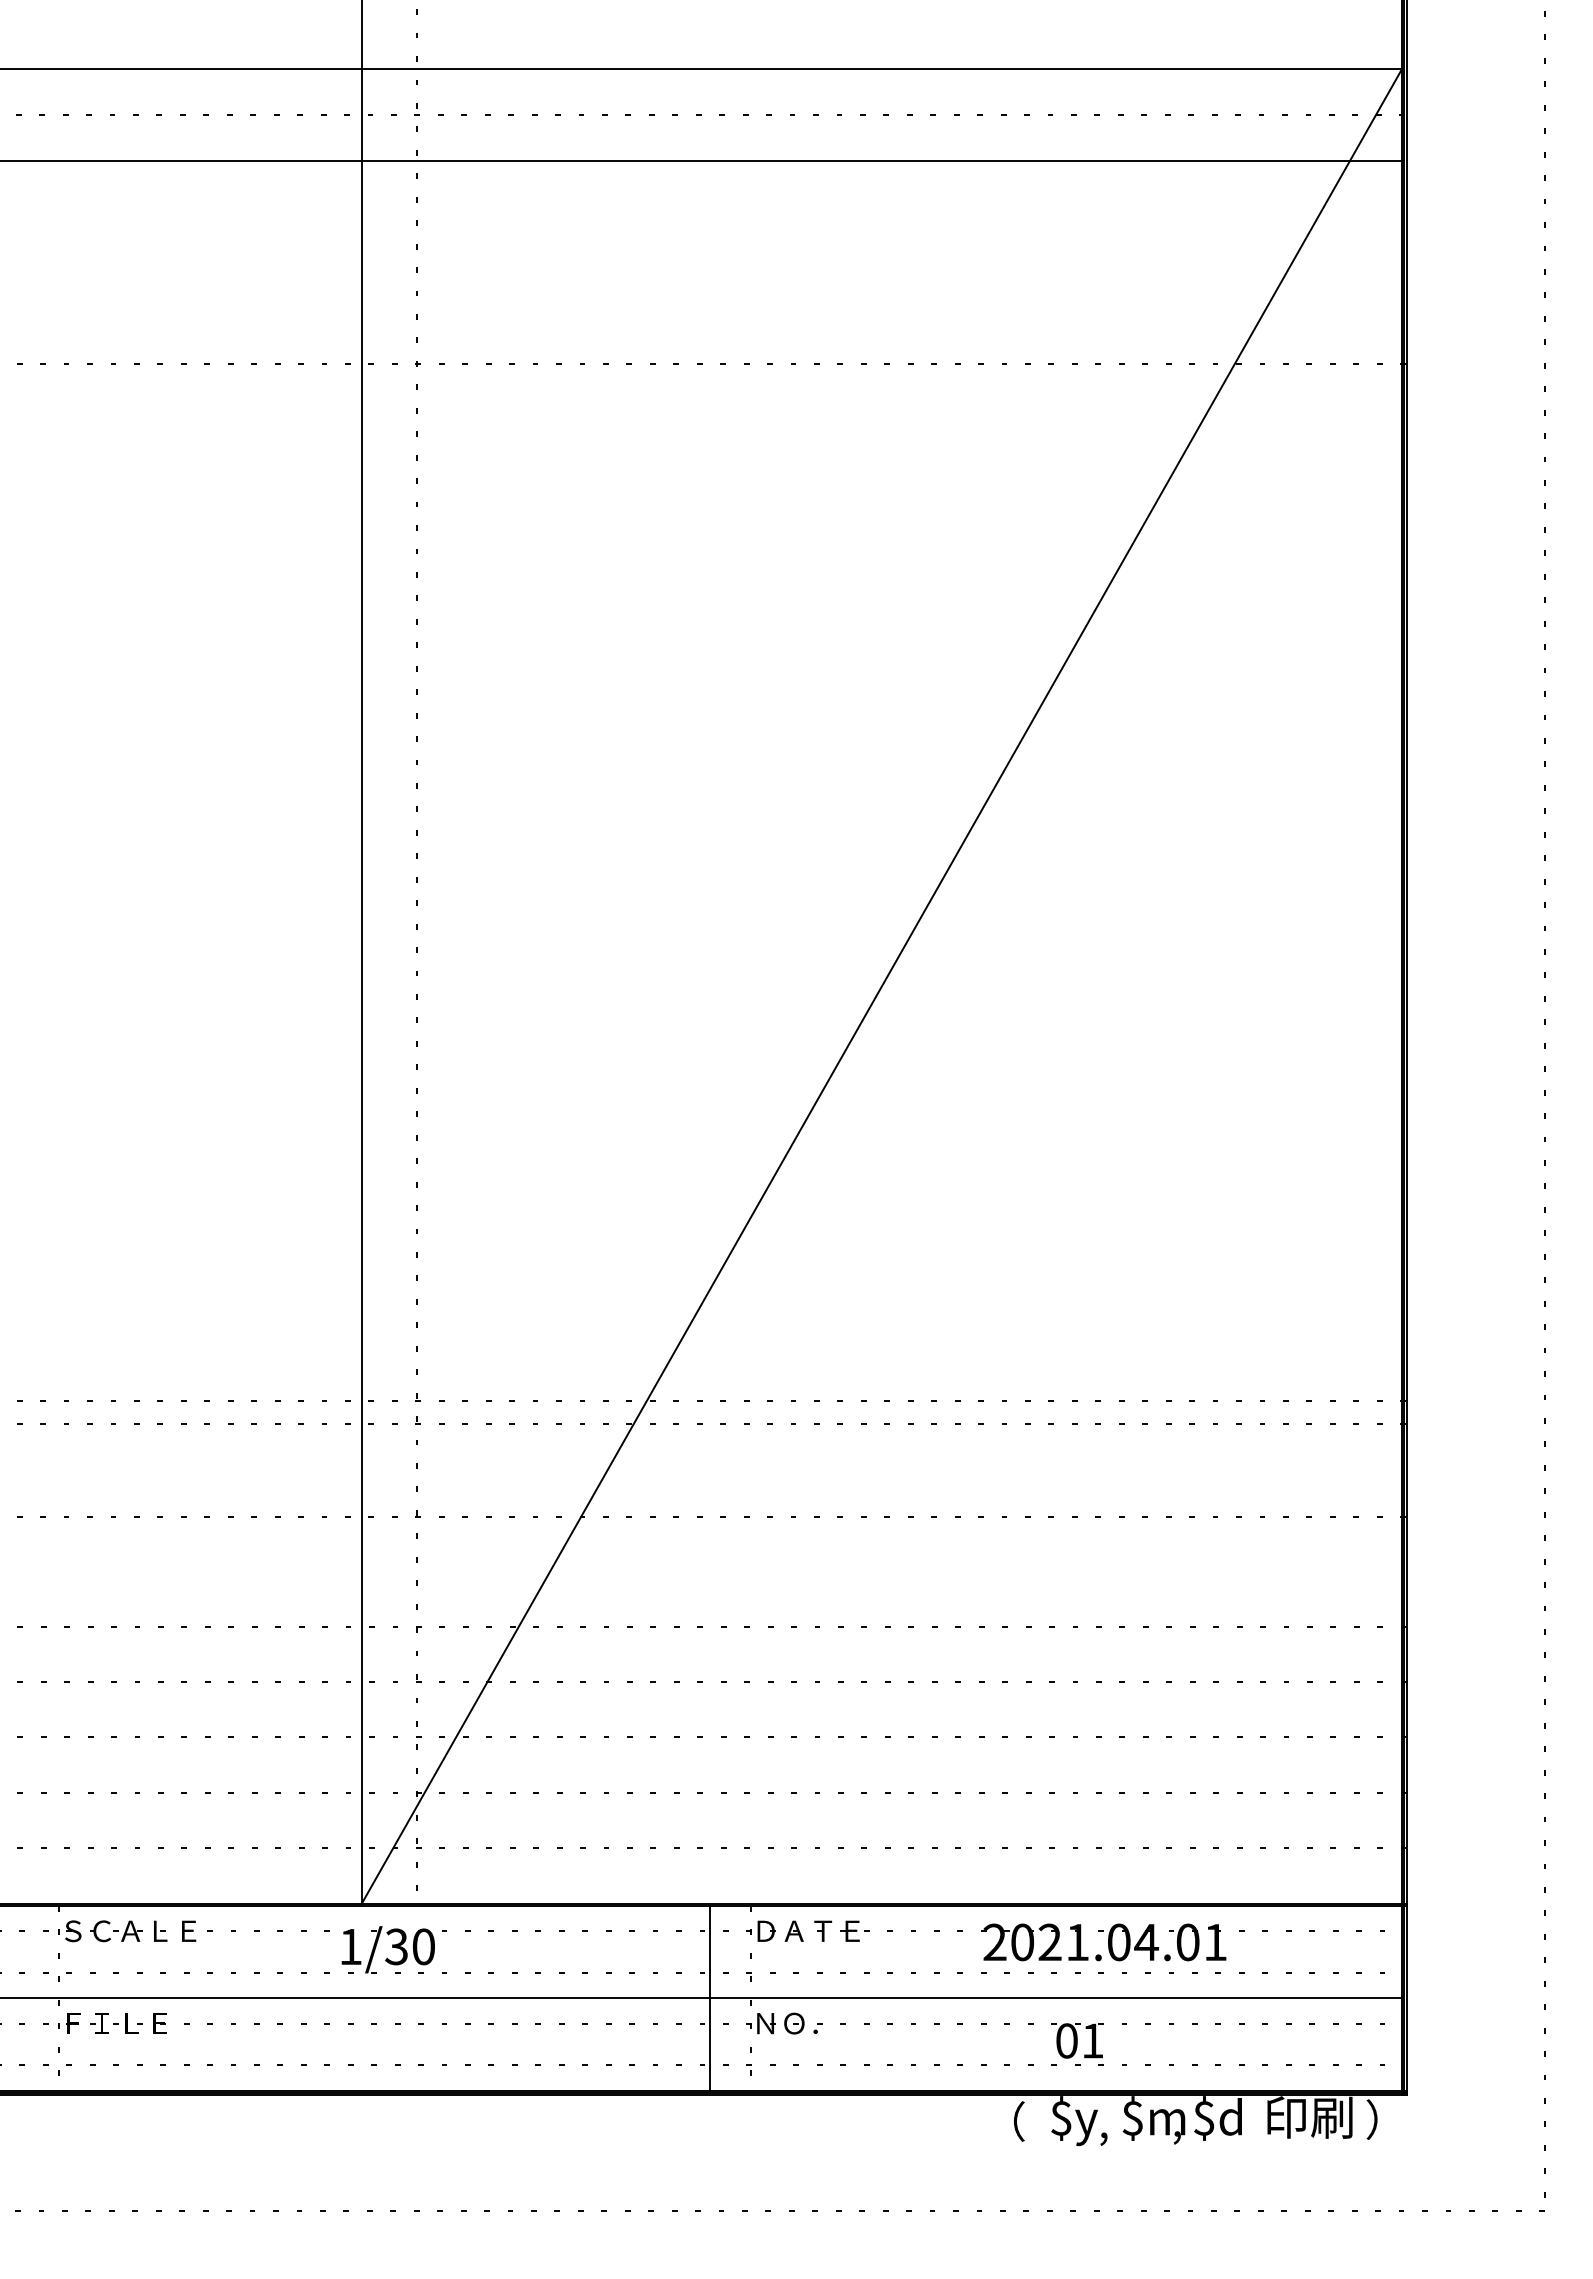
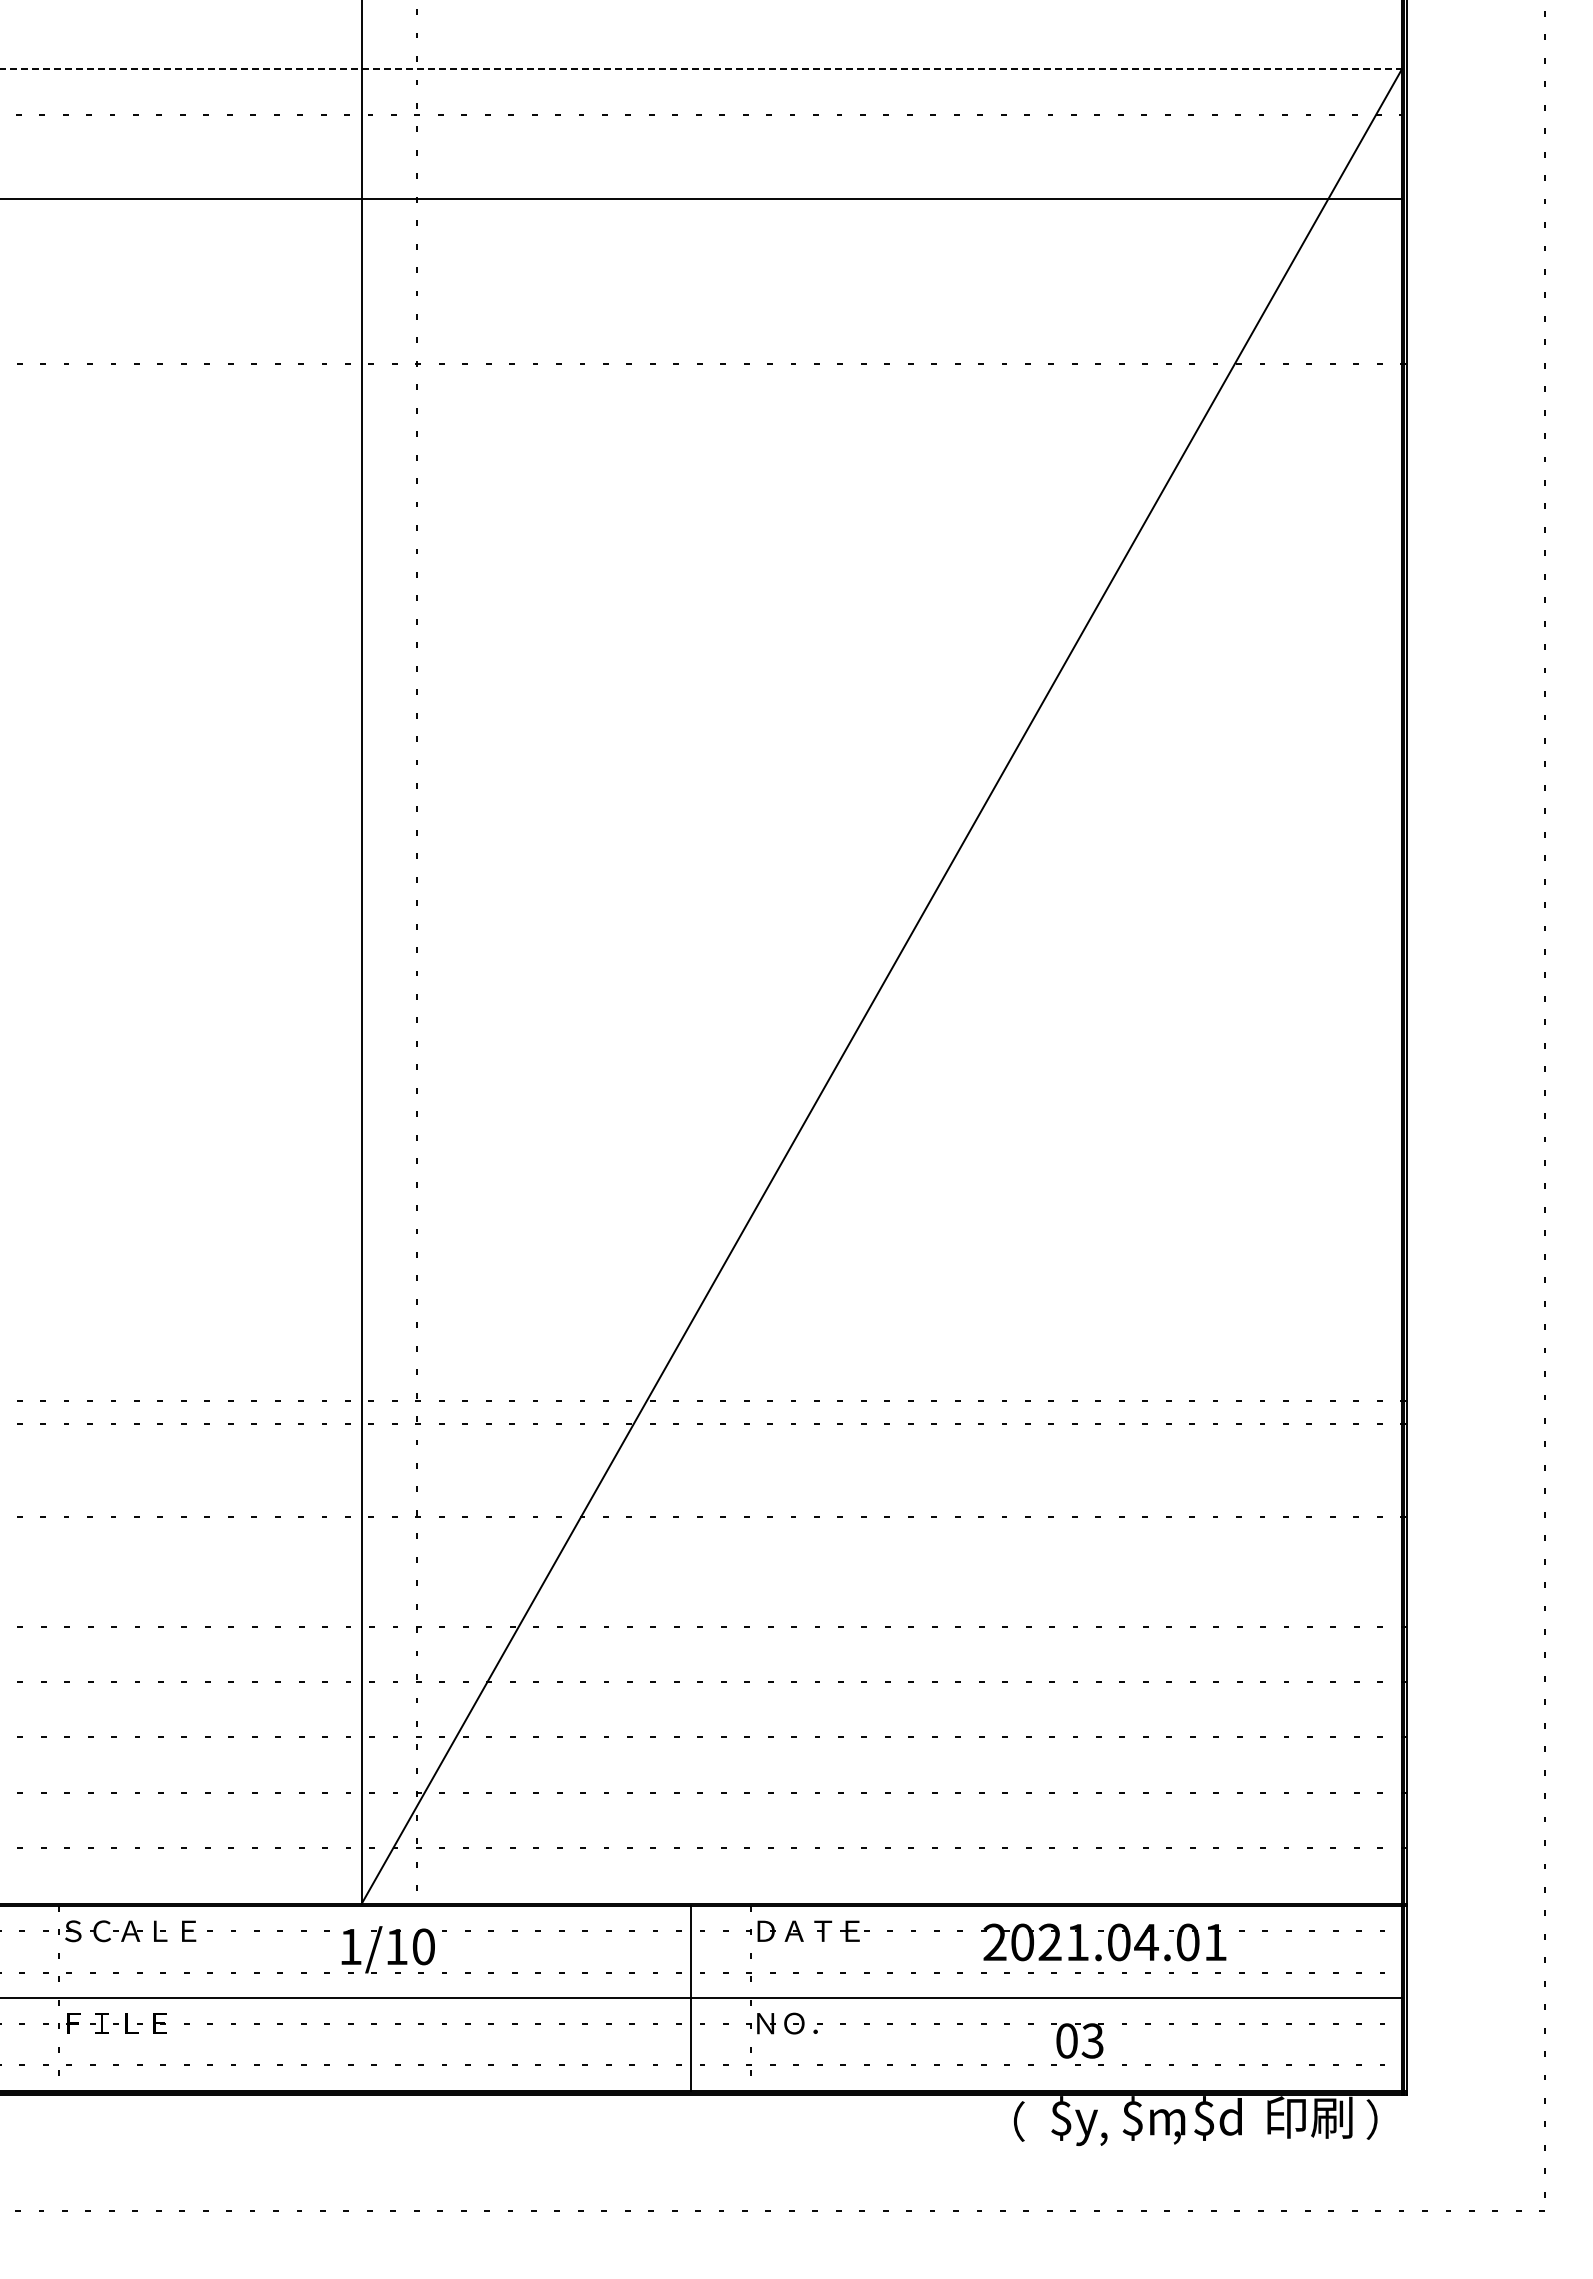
line: solid -> dashed (701, 69)
line position: (702, 161) -> (702, 199) (702, 199)
text: 1/30 -> 1/10 (396, 1946)
line position: (709, 1997) -> (690, 1997) (690, 1997)
text: 01 -> 03 (1092, 2040)
